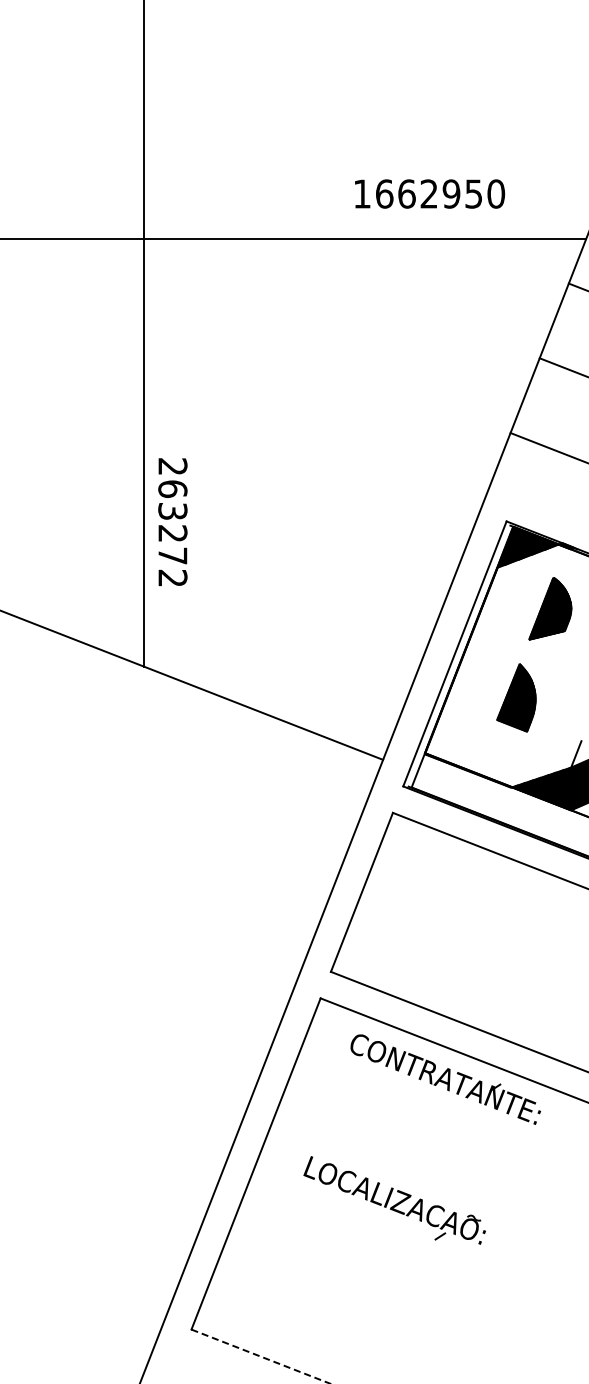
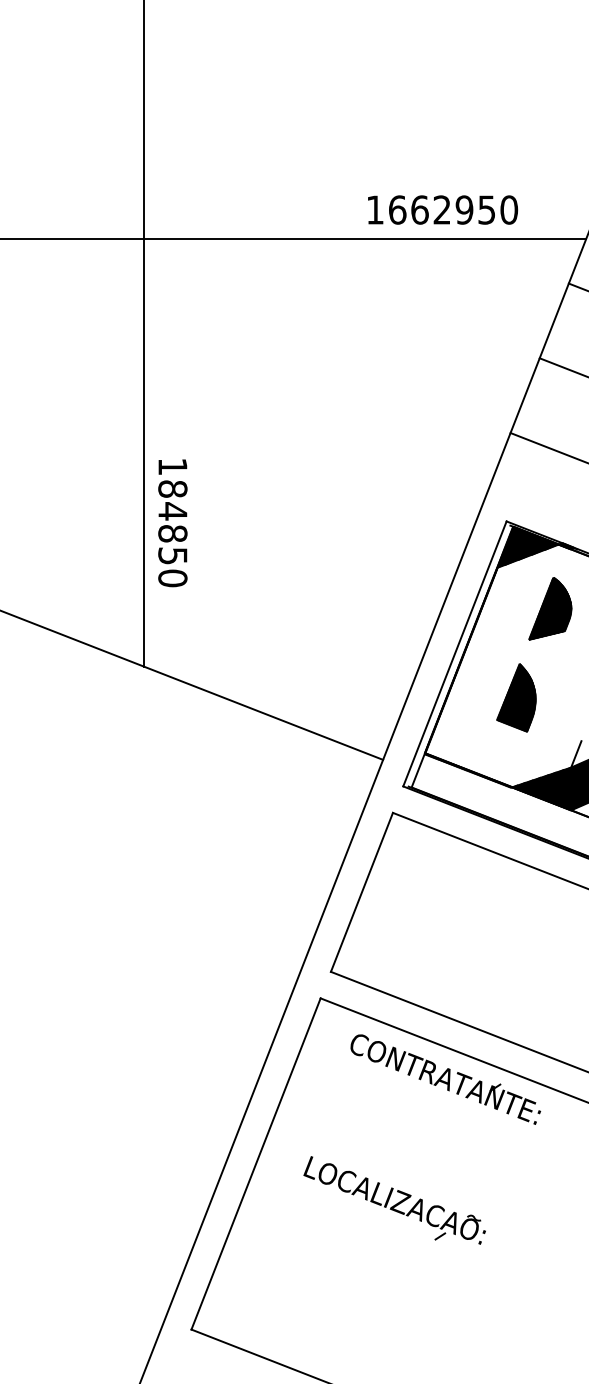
text position: (430, 193) -> (443, 209) (443, 209)
text: 263272 -> 184850 (172, 522)
line: dashed -> solid (261, 1356)
